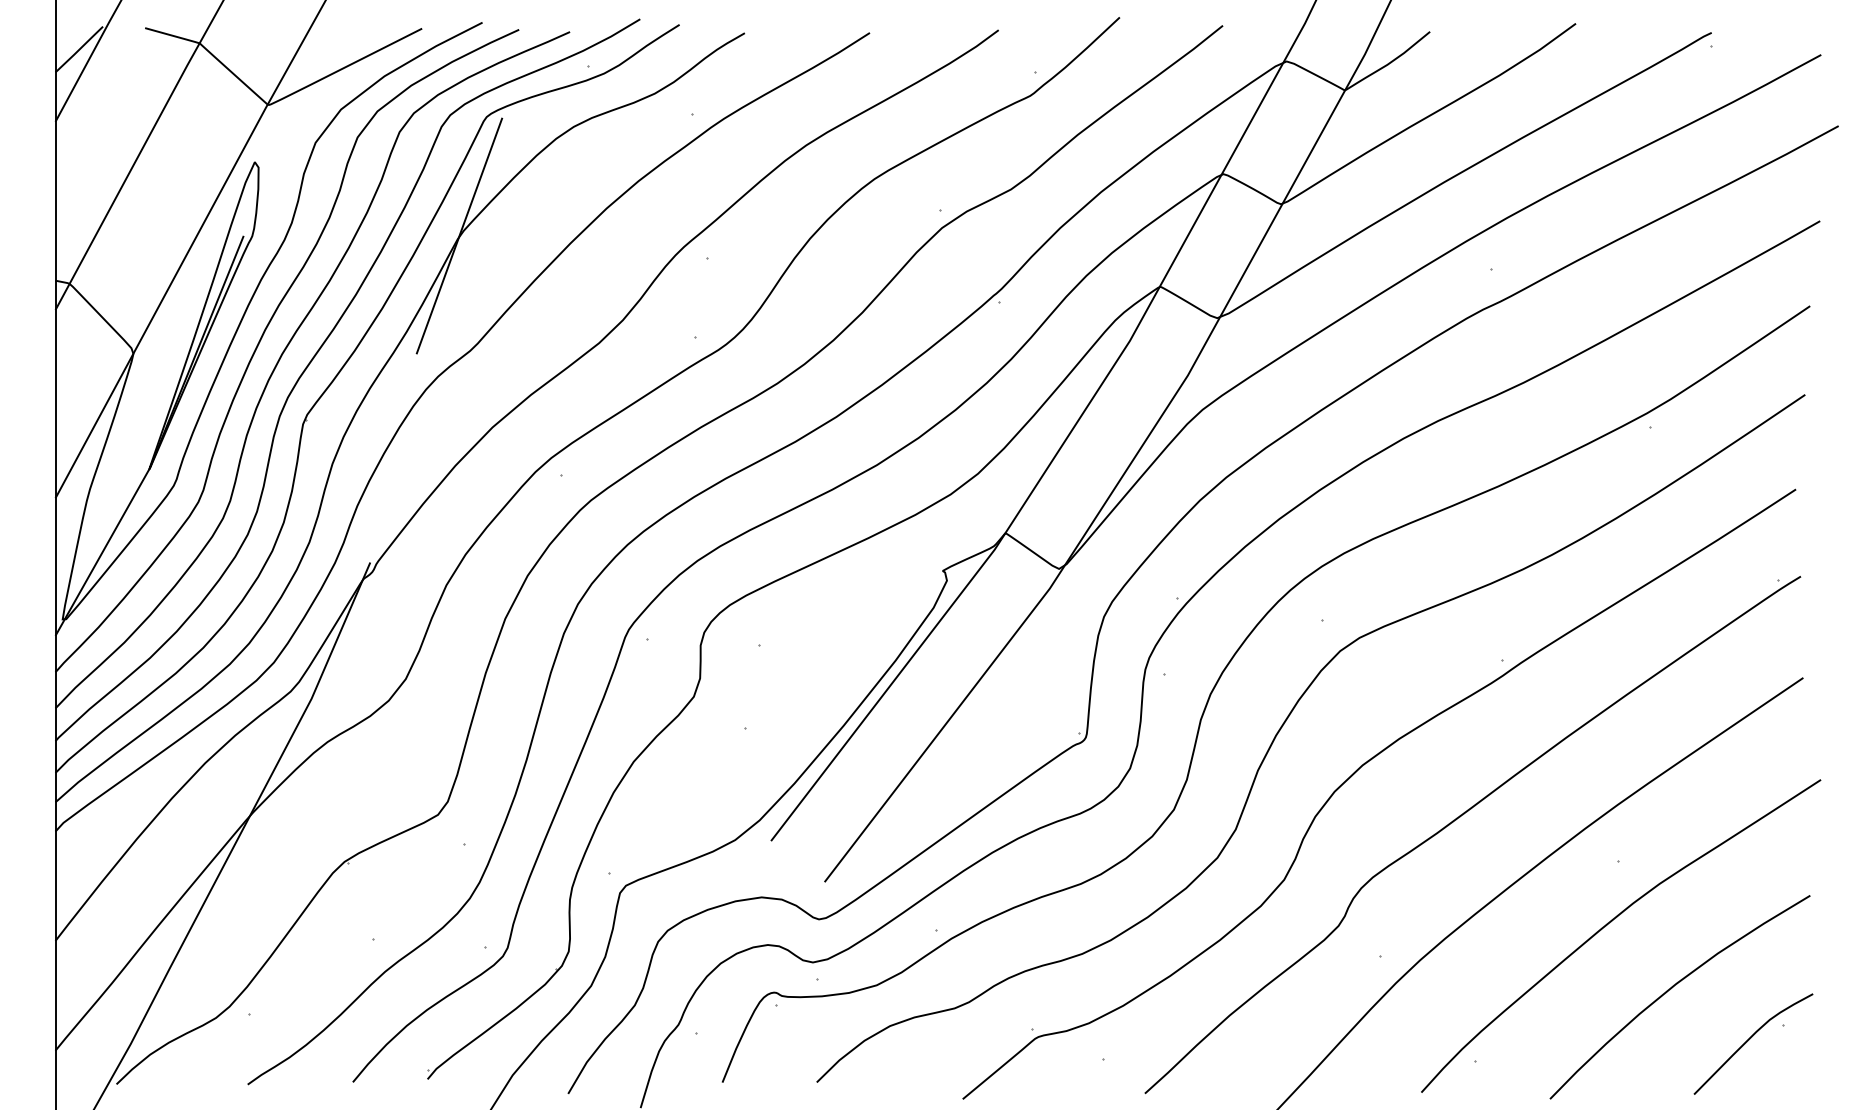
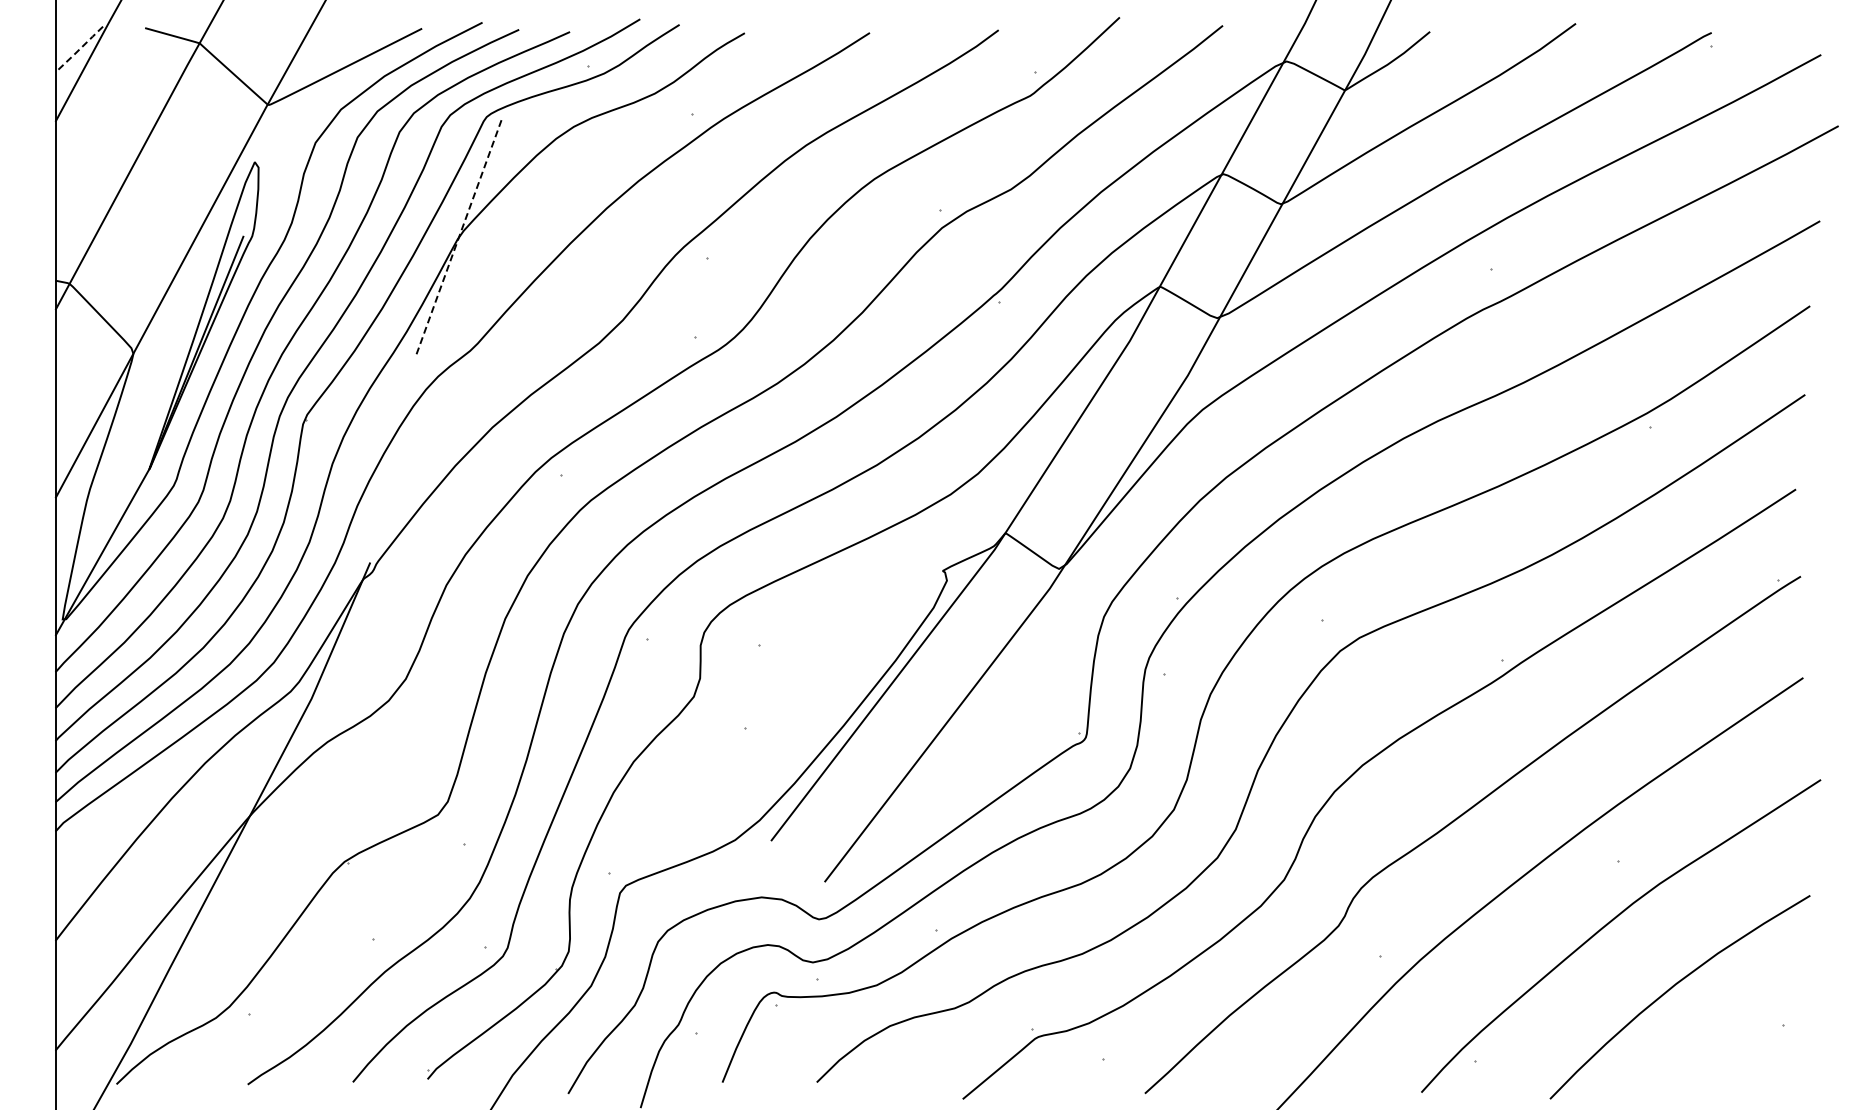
line: solid -> dashed (79, 49)
line: solid -> dashed (459, 236)
curve: present -> none (1750, 1039)
